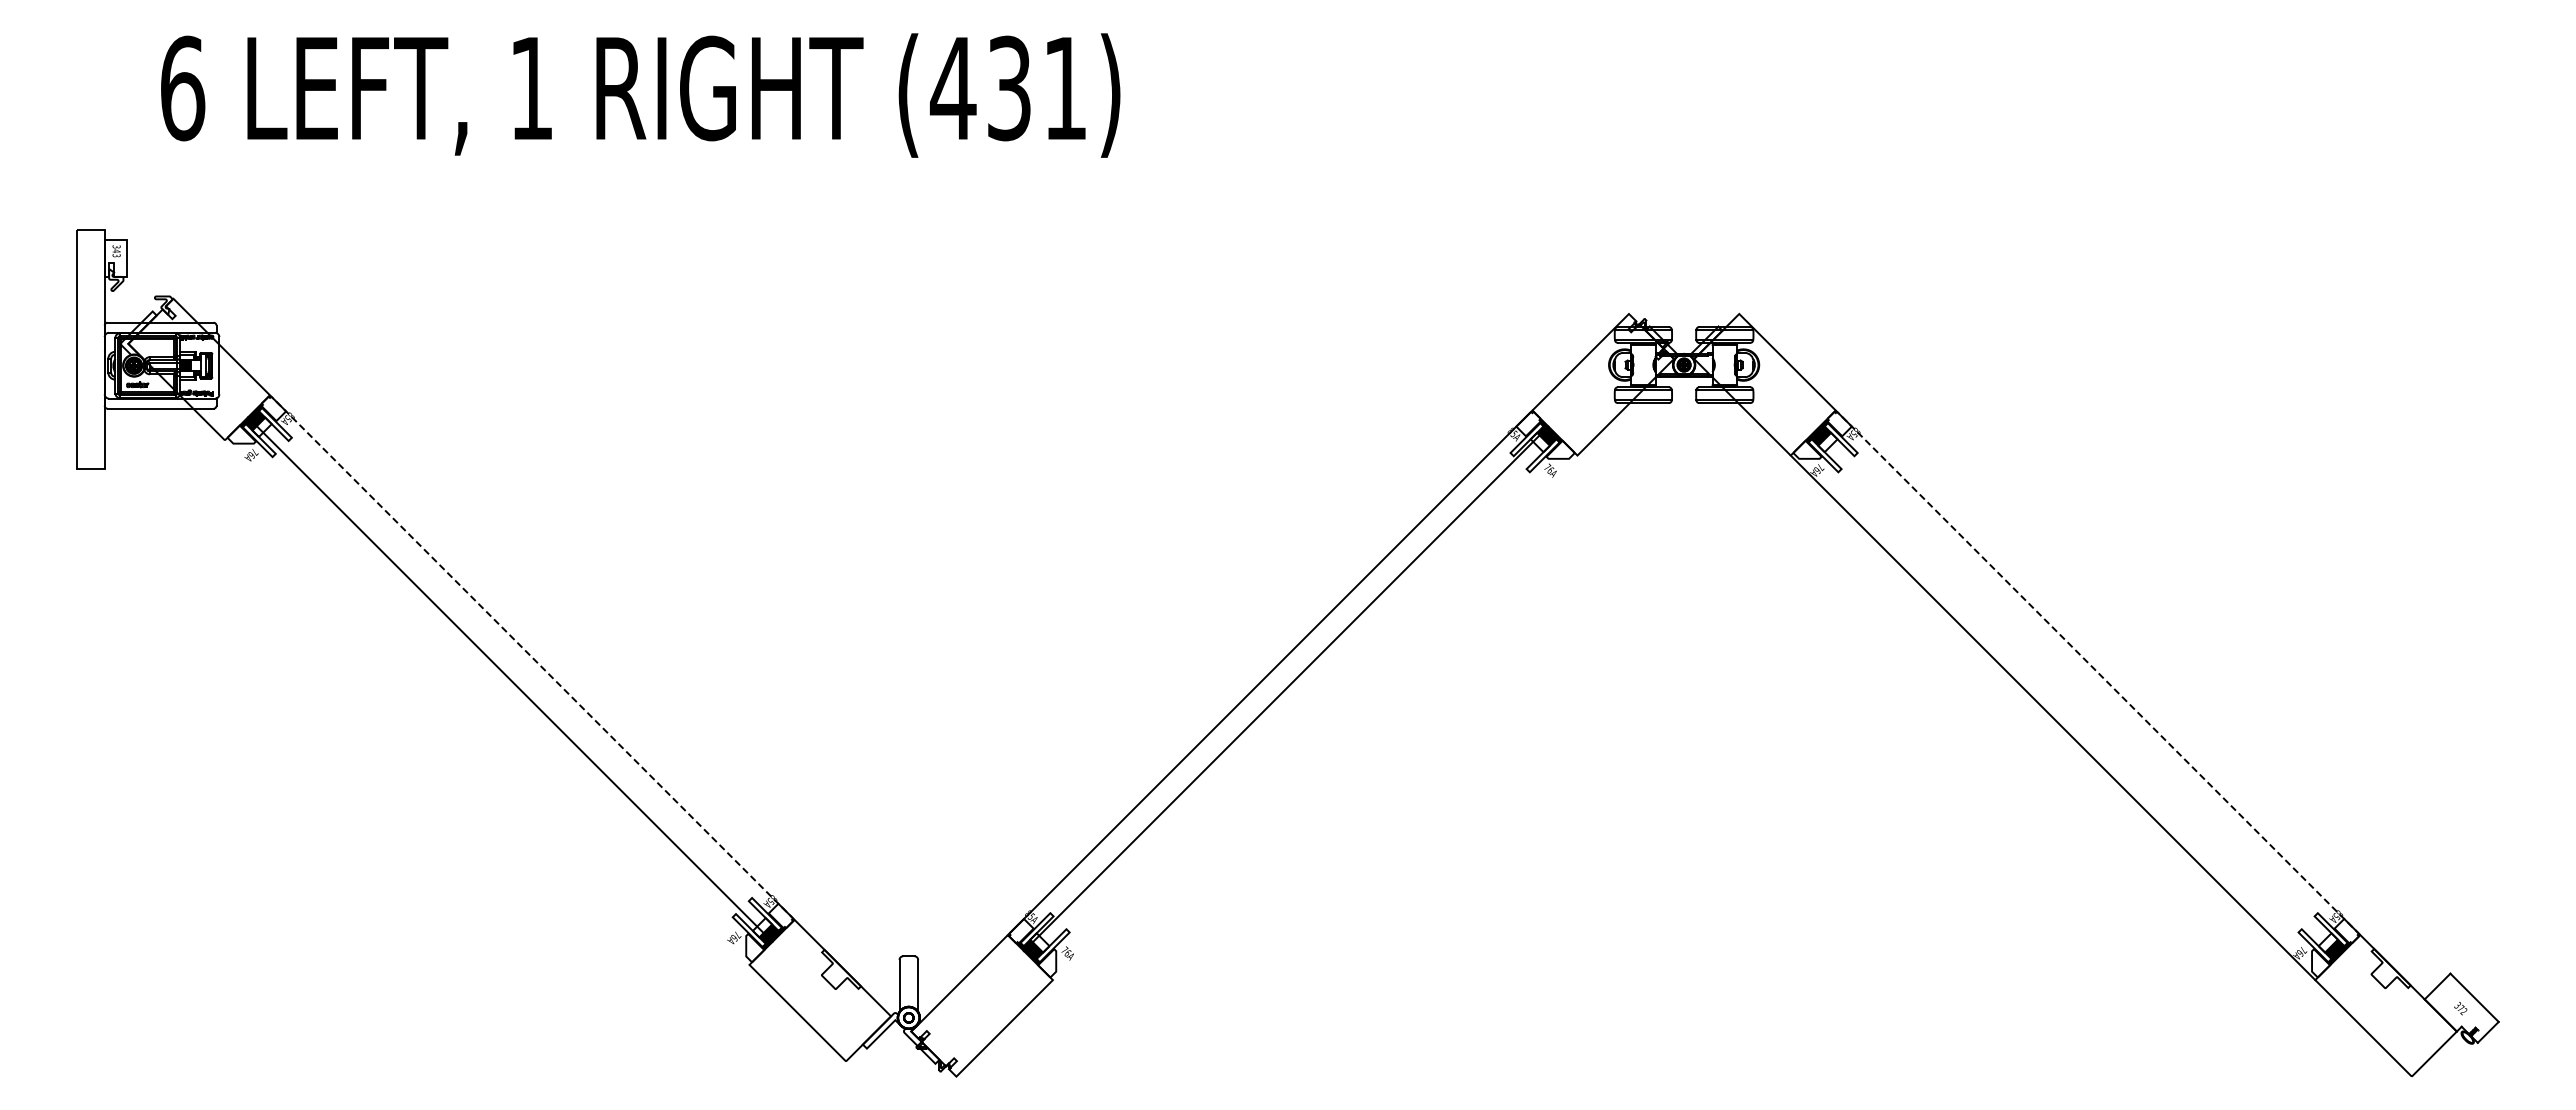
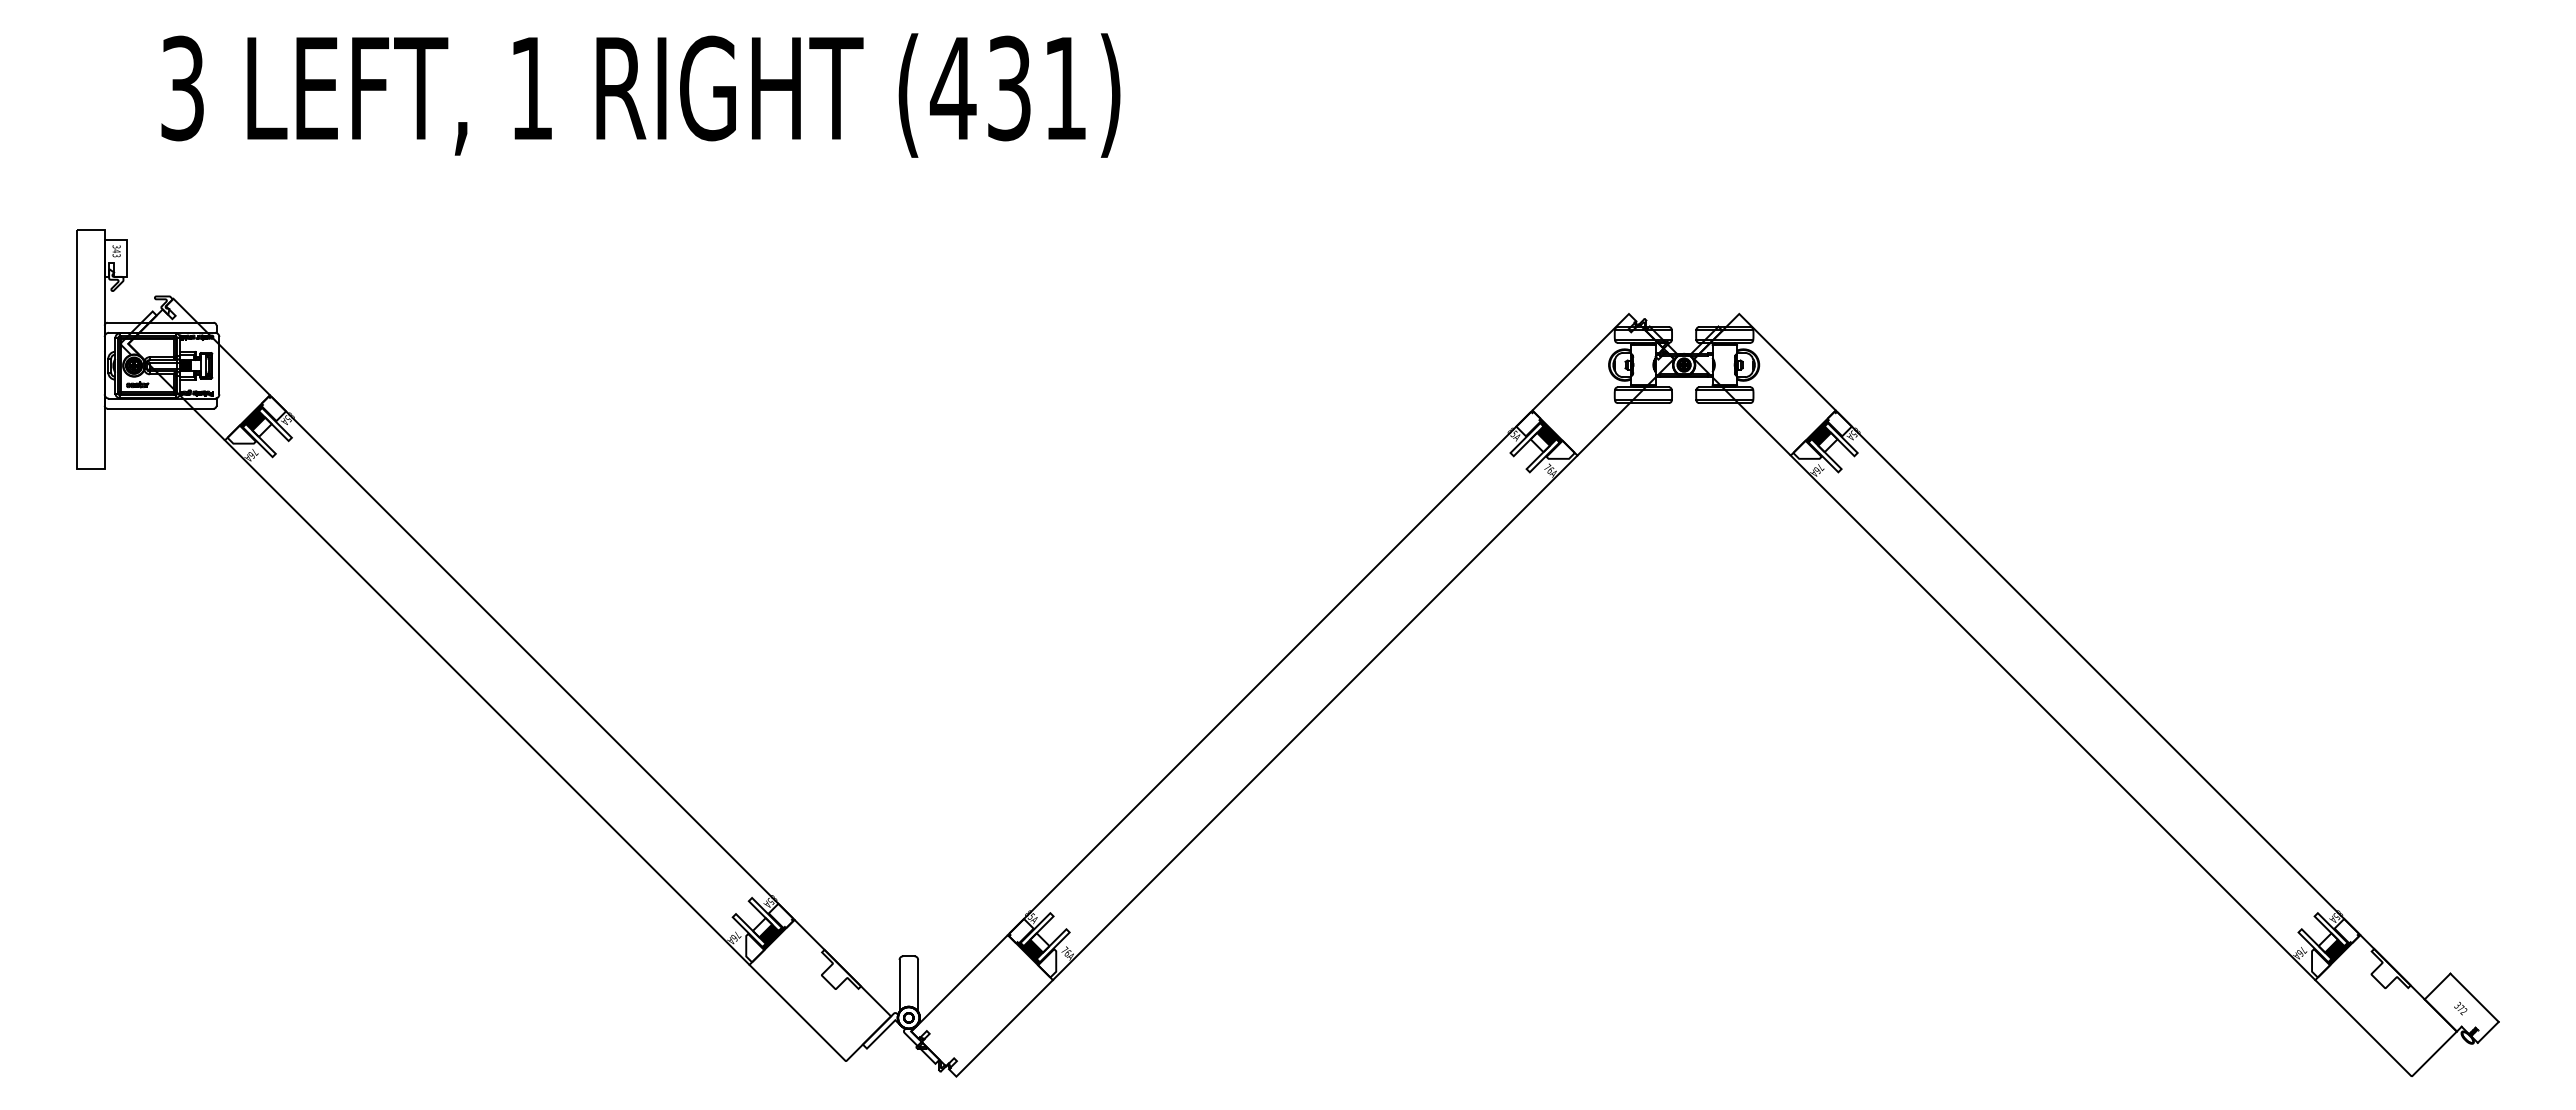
text: 6 -> 3 (183, 88)
line: dashed -> solid (532, 657)
line: dashed -> solid (2098, 672)
line position: (509, 679) -> (486, 702) (486, 702)
line position: (1285, 688) -> (1314, 717) (1314, 717)
